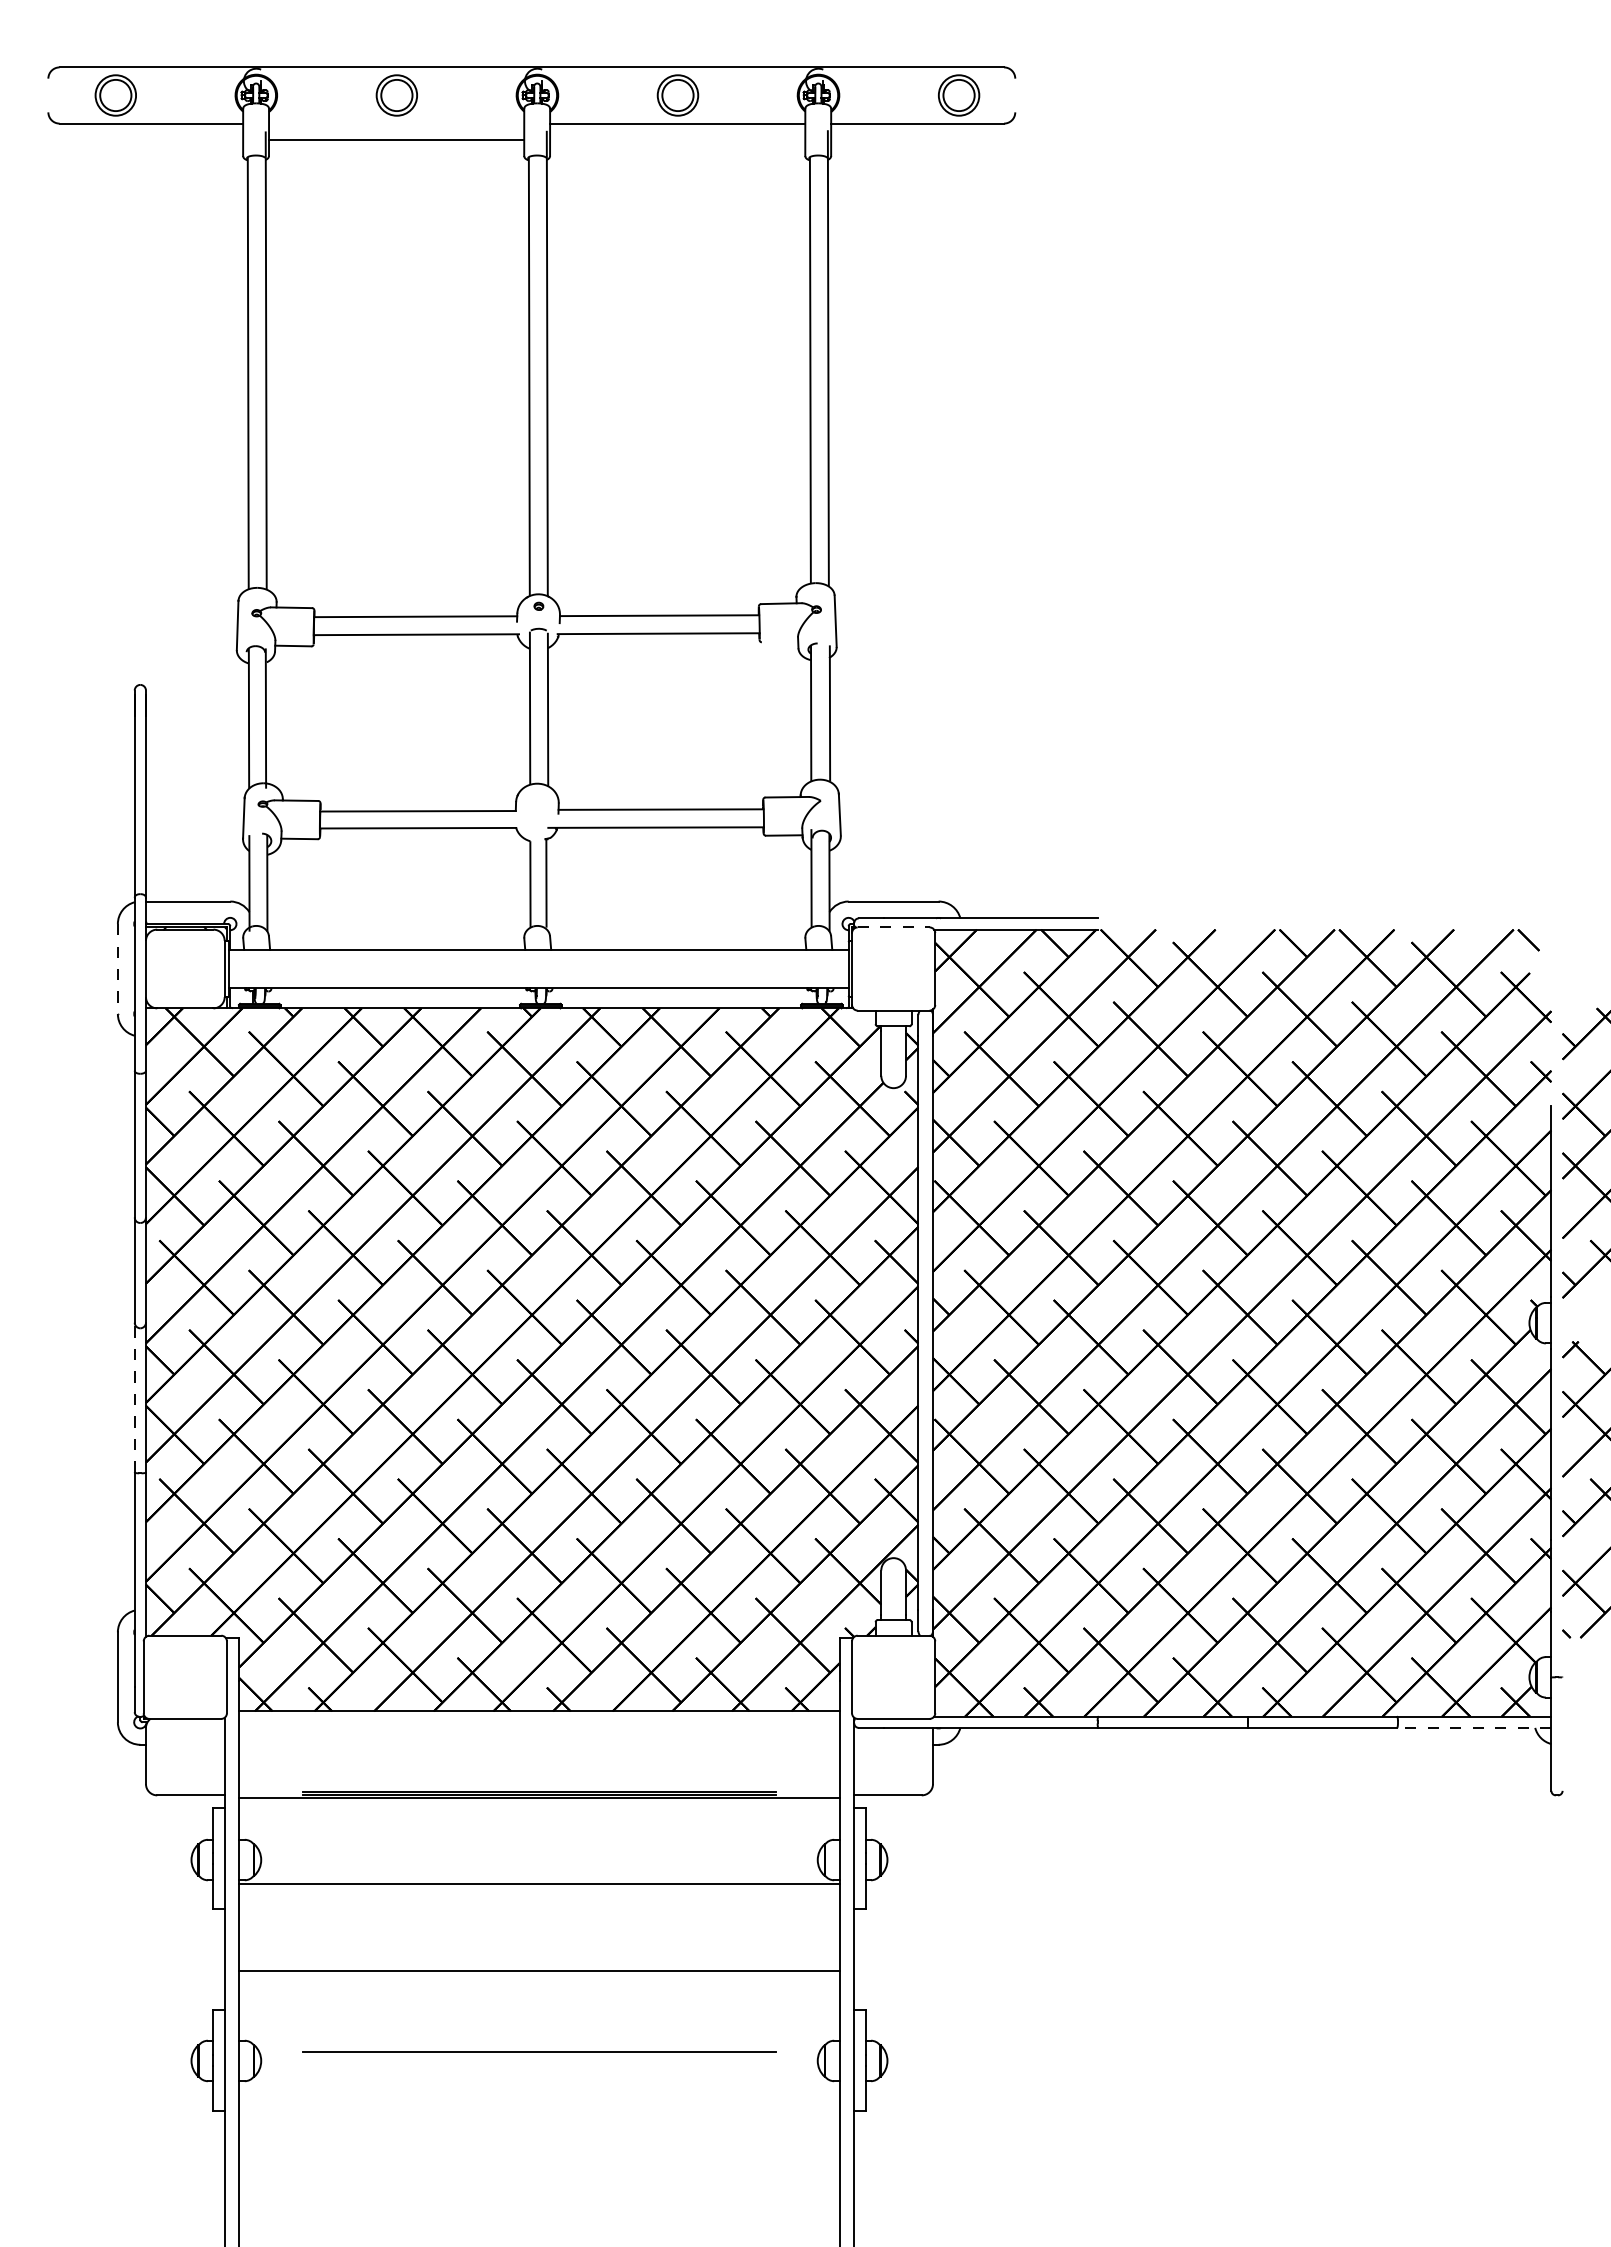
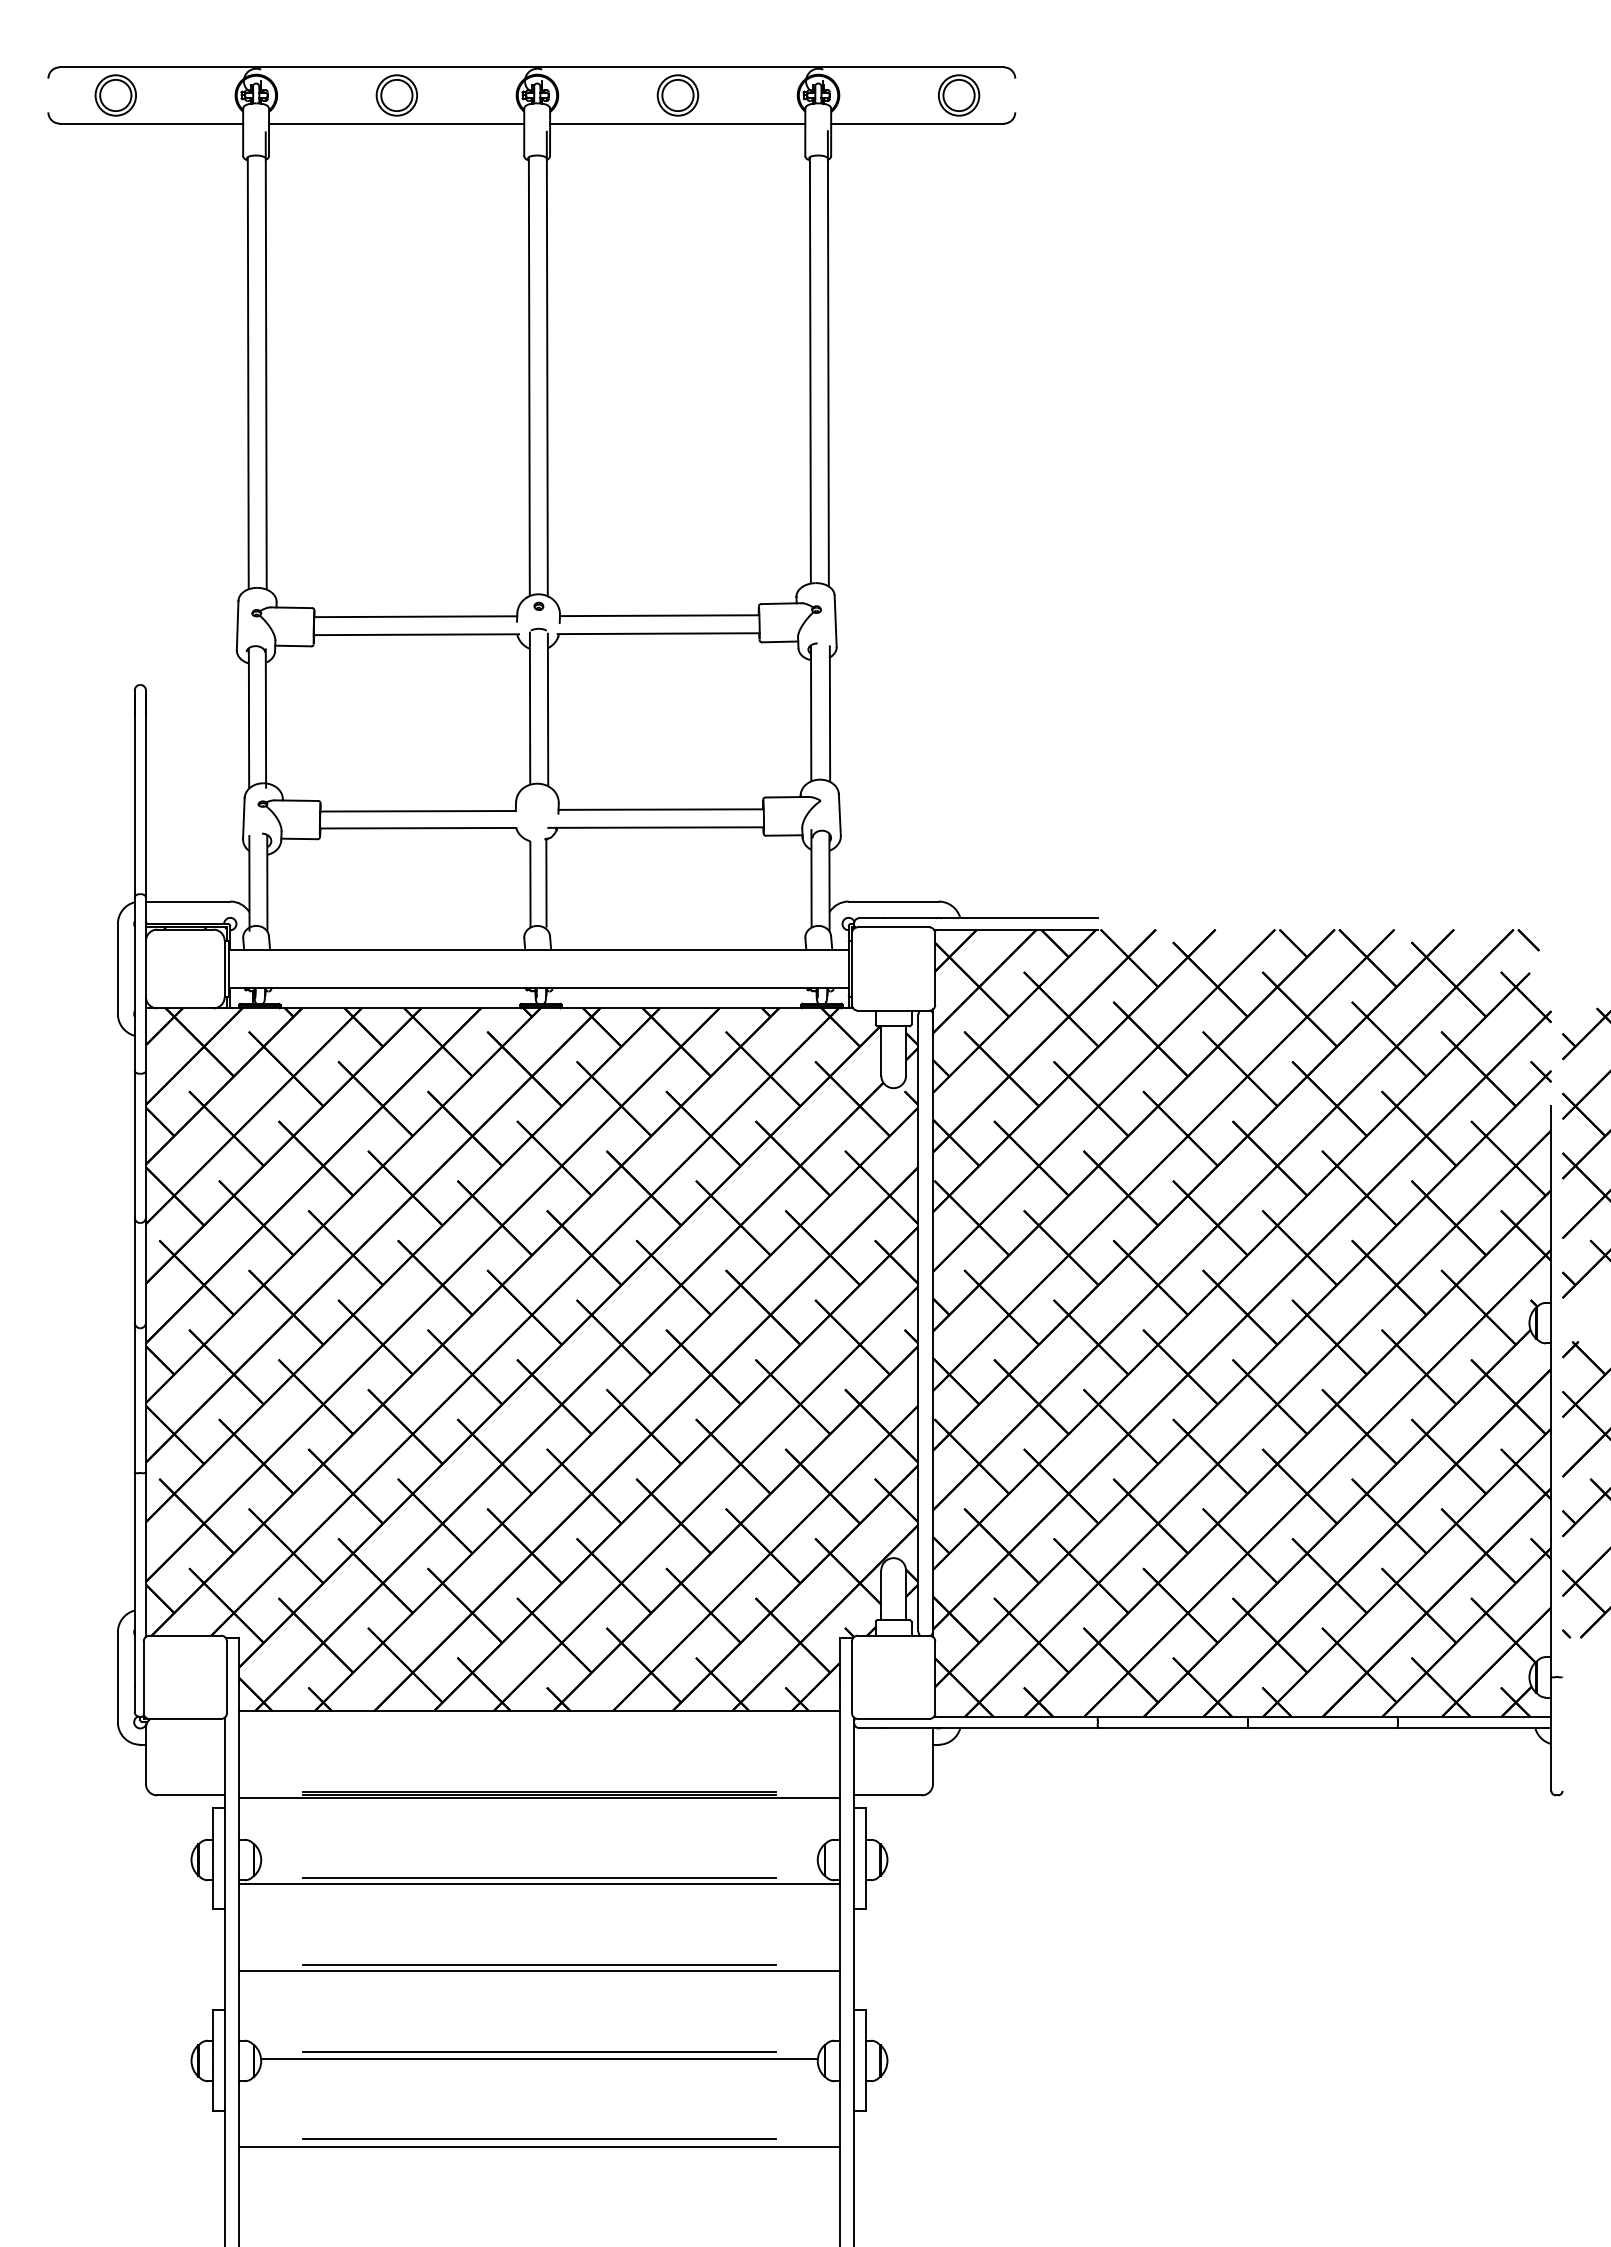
line position: (396, 139) -> (396, 123) (396, 123)
line: none -> present (779, 641)
line: dashed -> solid (893, 927)
line: dashed -> solid (117, 969)
line: dashed -> solid (134, 1397)
line: dashed -> solid (1473, 1727)
line: none -> present (539, 1878)
line: none -> present (539, 1964)
line: none -> present (539, 2058)
line: none -> present (539, 2139)
line: none -> present (539, 2146)
